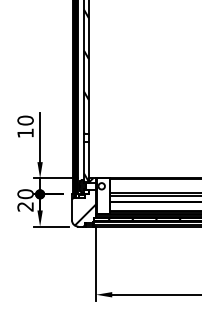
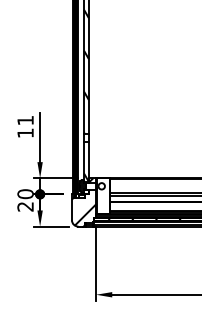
text: 10 -> 11 (25, 120)
